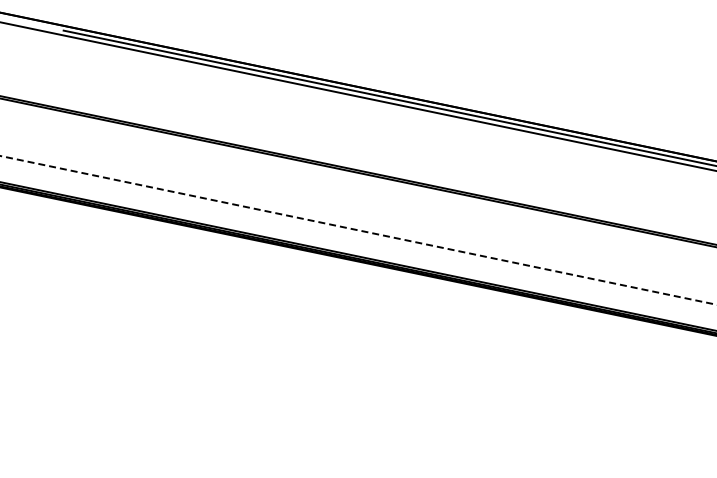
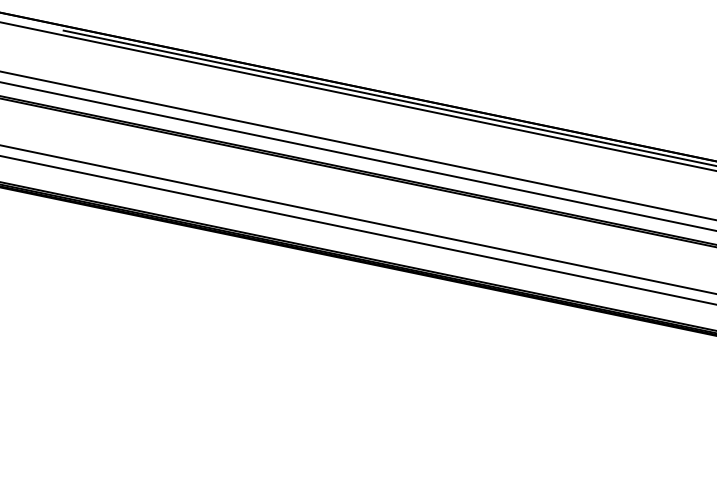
line: none -> present (357, 145)
line: none -> present (357, 156)
line: none -> present (357, 219)
line: dashed -> solid (358, 230)
